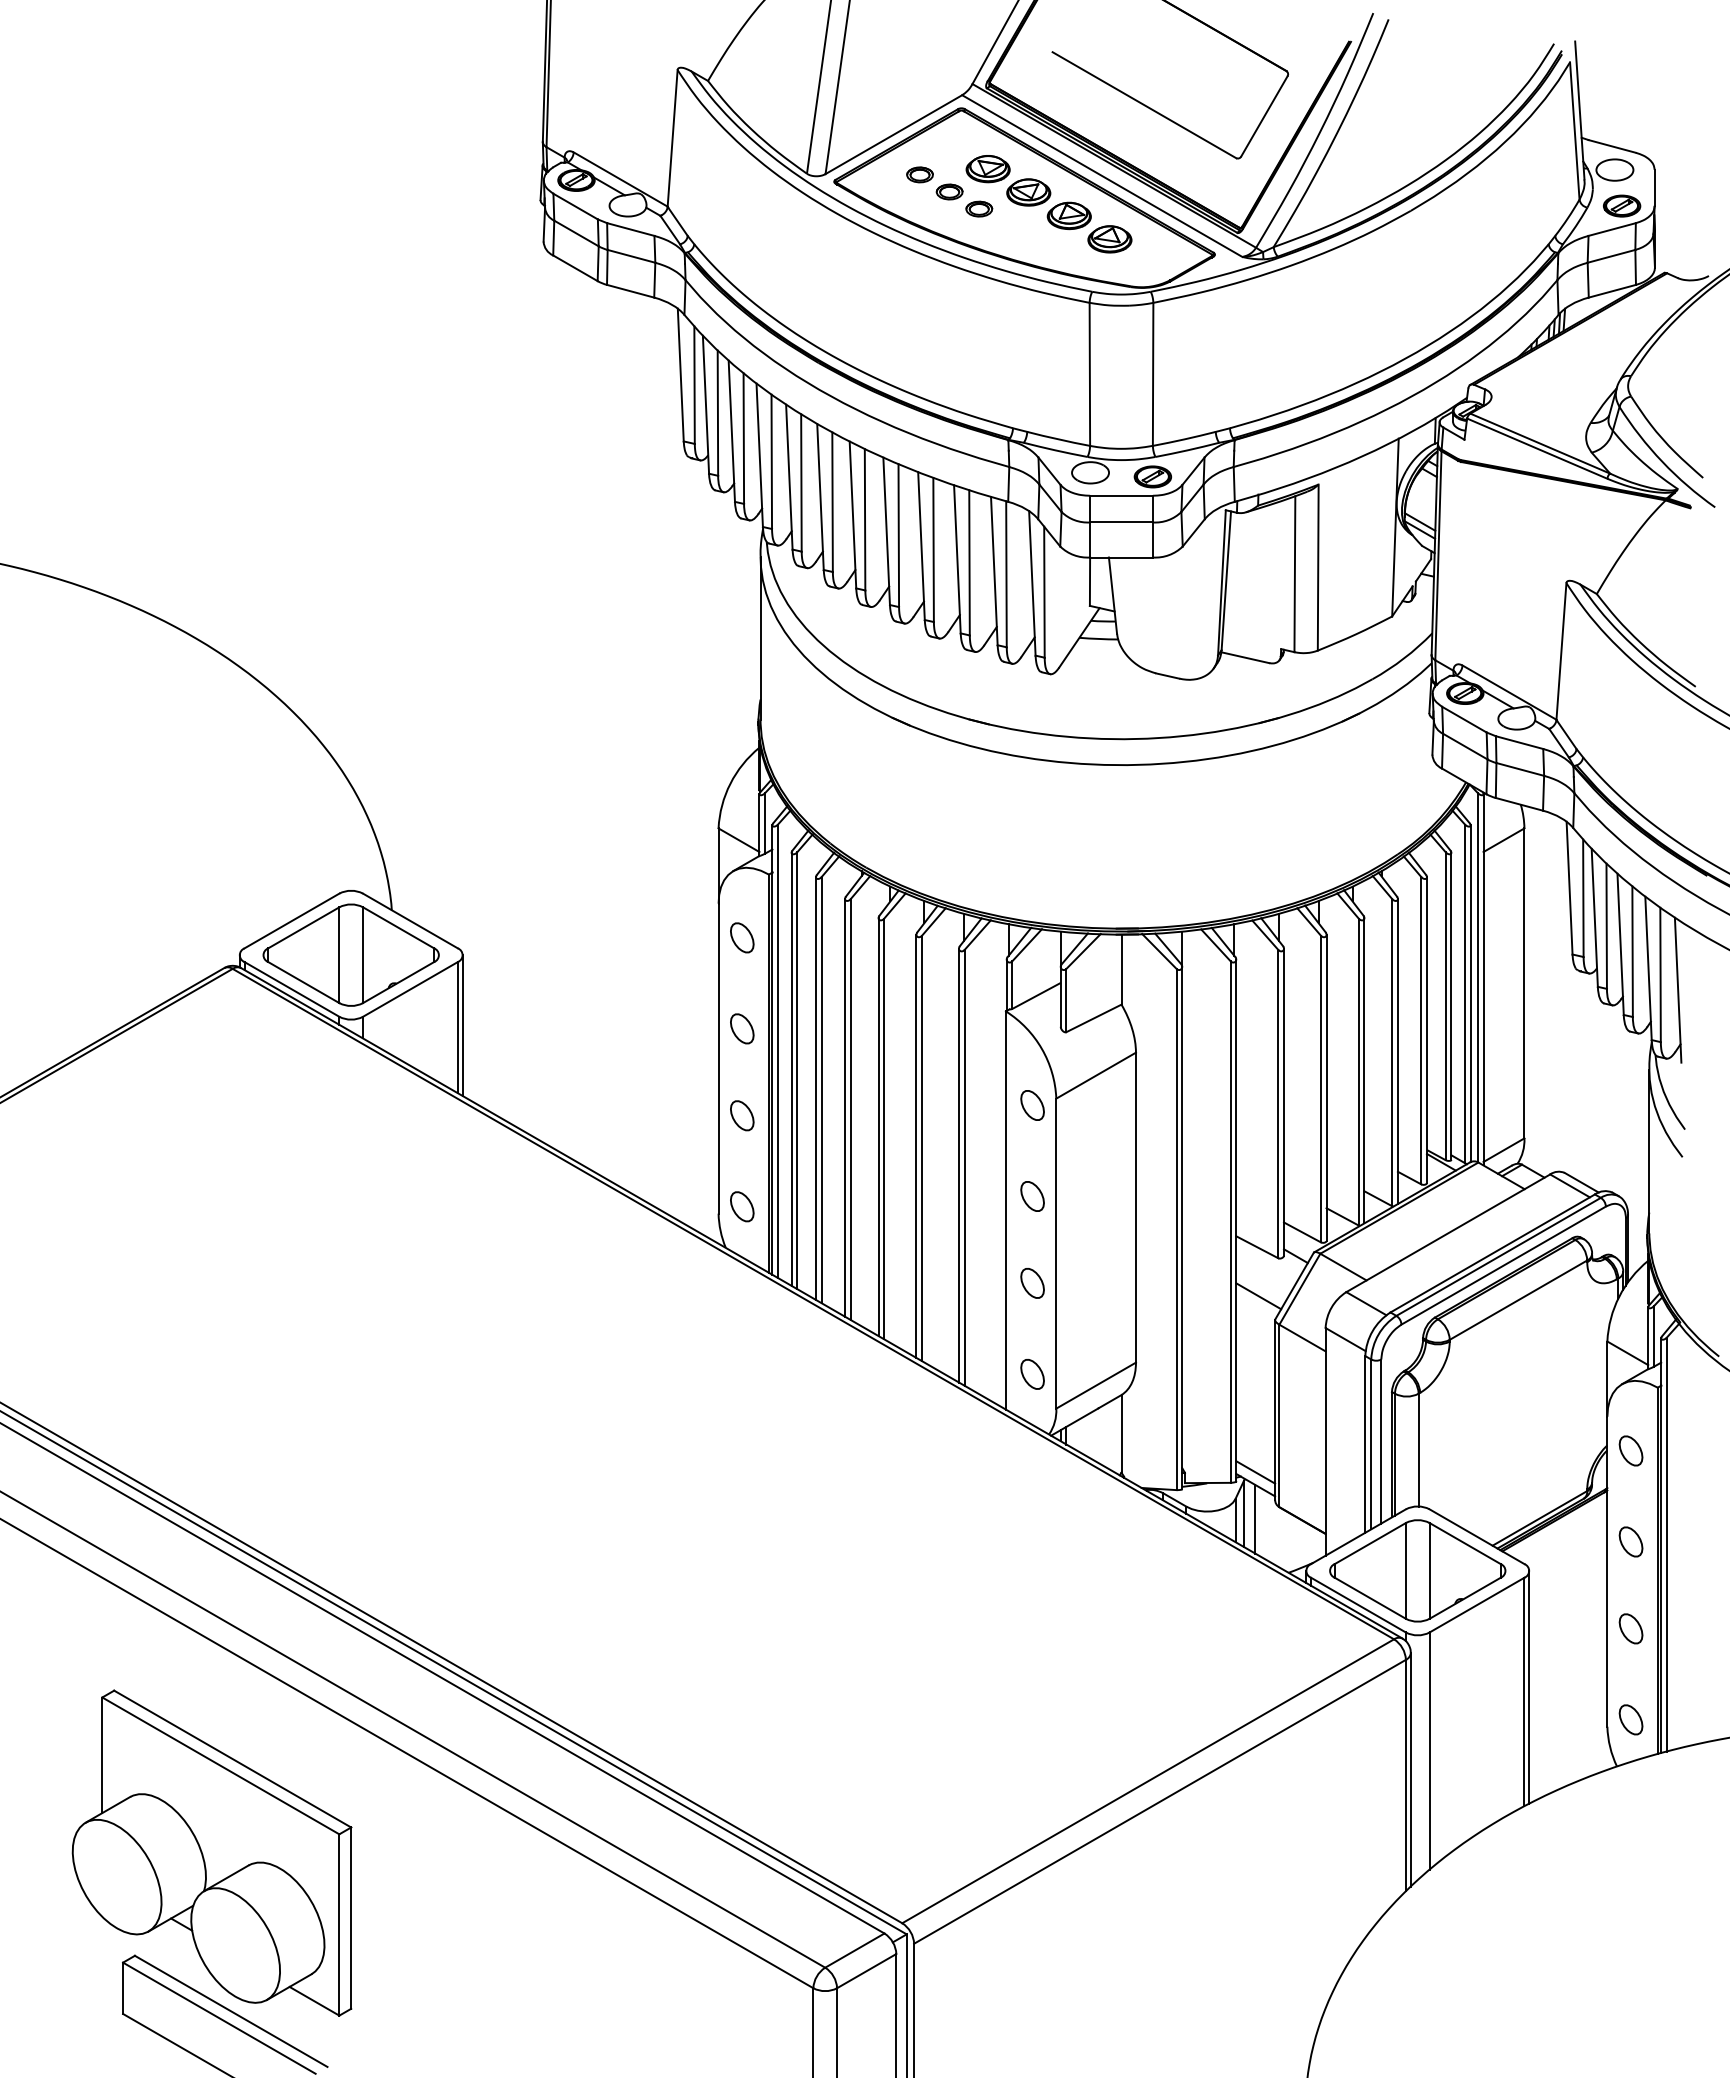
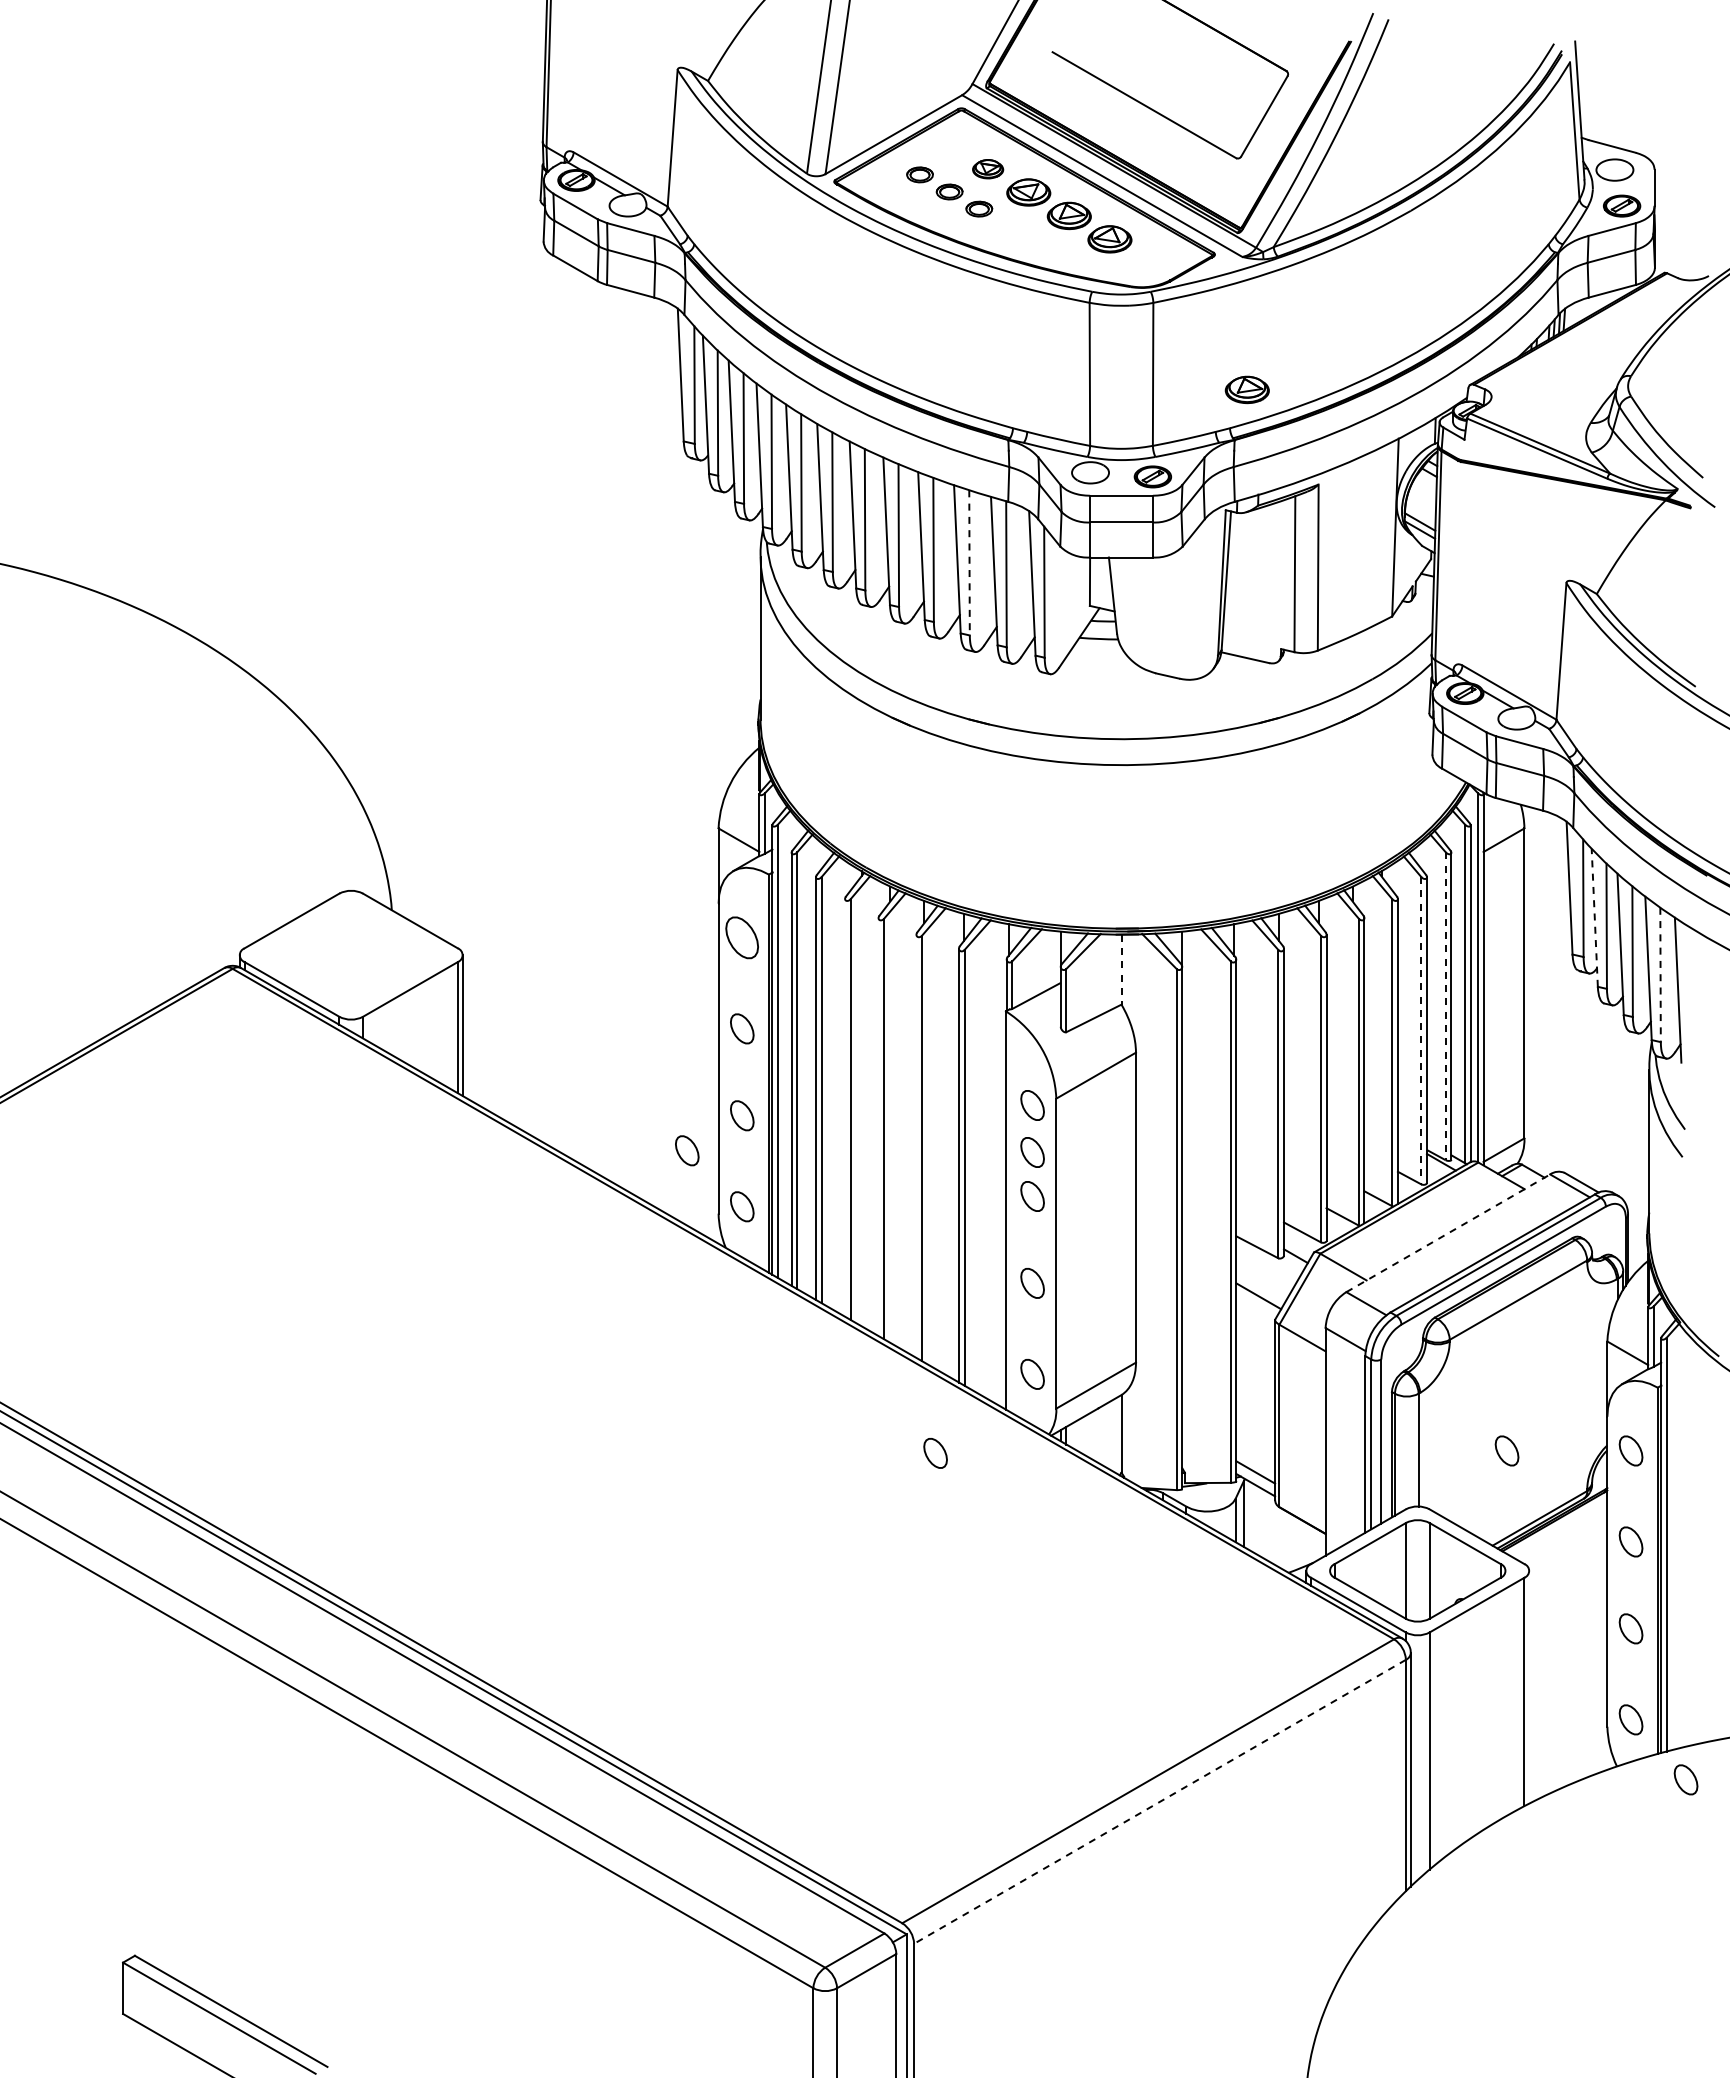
part size: 46x29 px -> 33x21 px (988, 169)
part: none -> present (1246, 389)
line: solid -> dashed (969, 562)
line: solid -> dashed (1594, 917)
part size: 25x32 px -> 34x44 px (741, 937)
part: present -> none (350, 954)
line: solid -> dashed (1121, 969)
line: solid -> dashed (1660, 975)
line: solid -> dashed (1445, 1006)
line: solid -> dashed (1421, 1030)
line: present -> none (845, 1107)
line: present -> none (878, 1127)
line: present -> none (916, 1145)
part: none -> present (687, 1150)
part: none -> present (1032, 1152)
line: solid -> dashed (1448, 1233)
part: none -> present (1506, 1450)
part: none -> present (935, 1453)
line: present -> none (1255, 1518)
line: present -> none (1529, 1686)
part: none -> present (1685, 1779)
line: solid -> dashed (1160, 1801)
part: present -> none (211, 1852)
